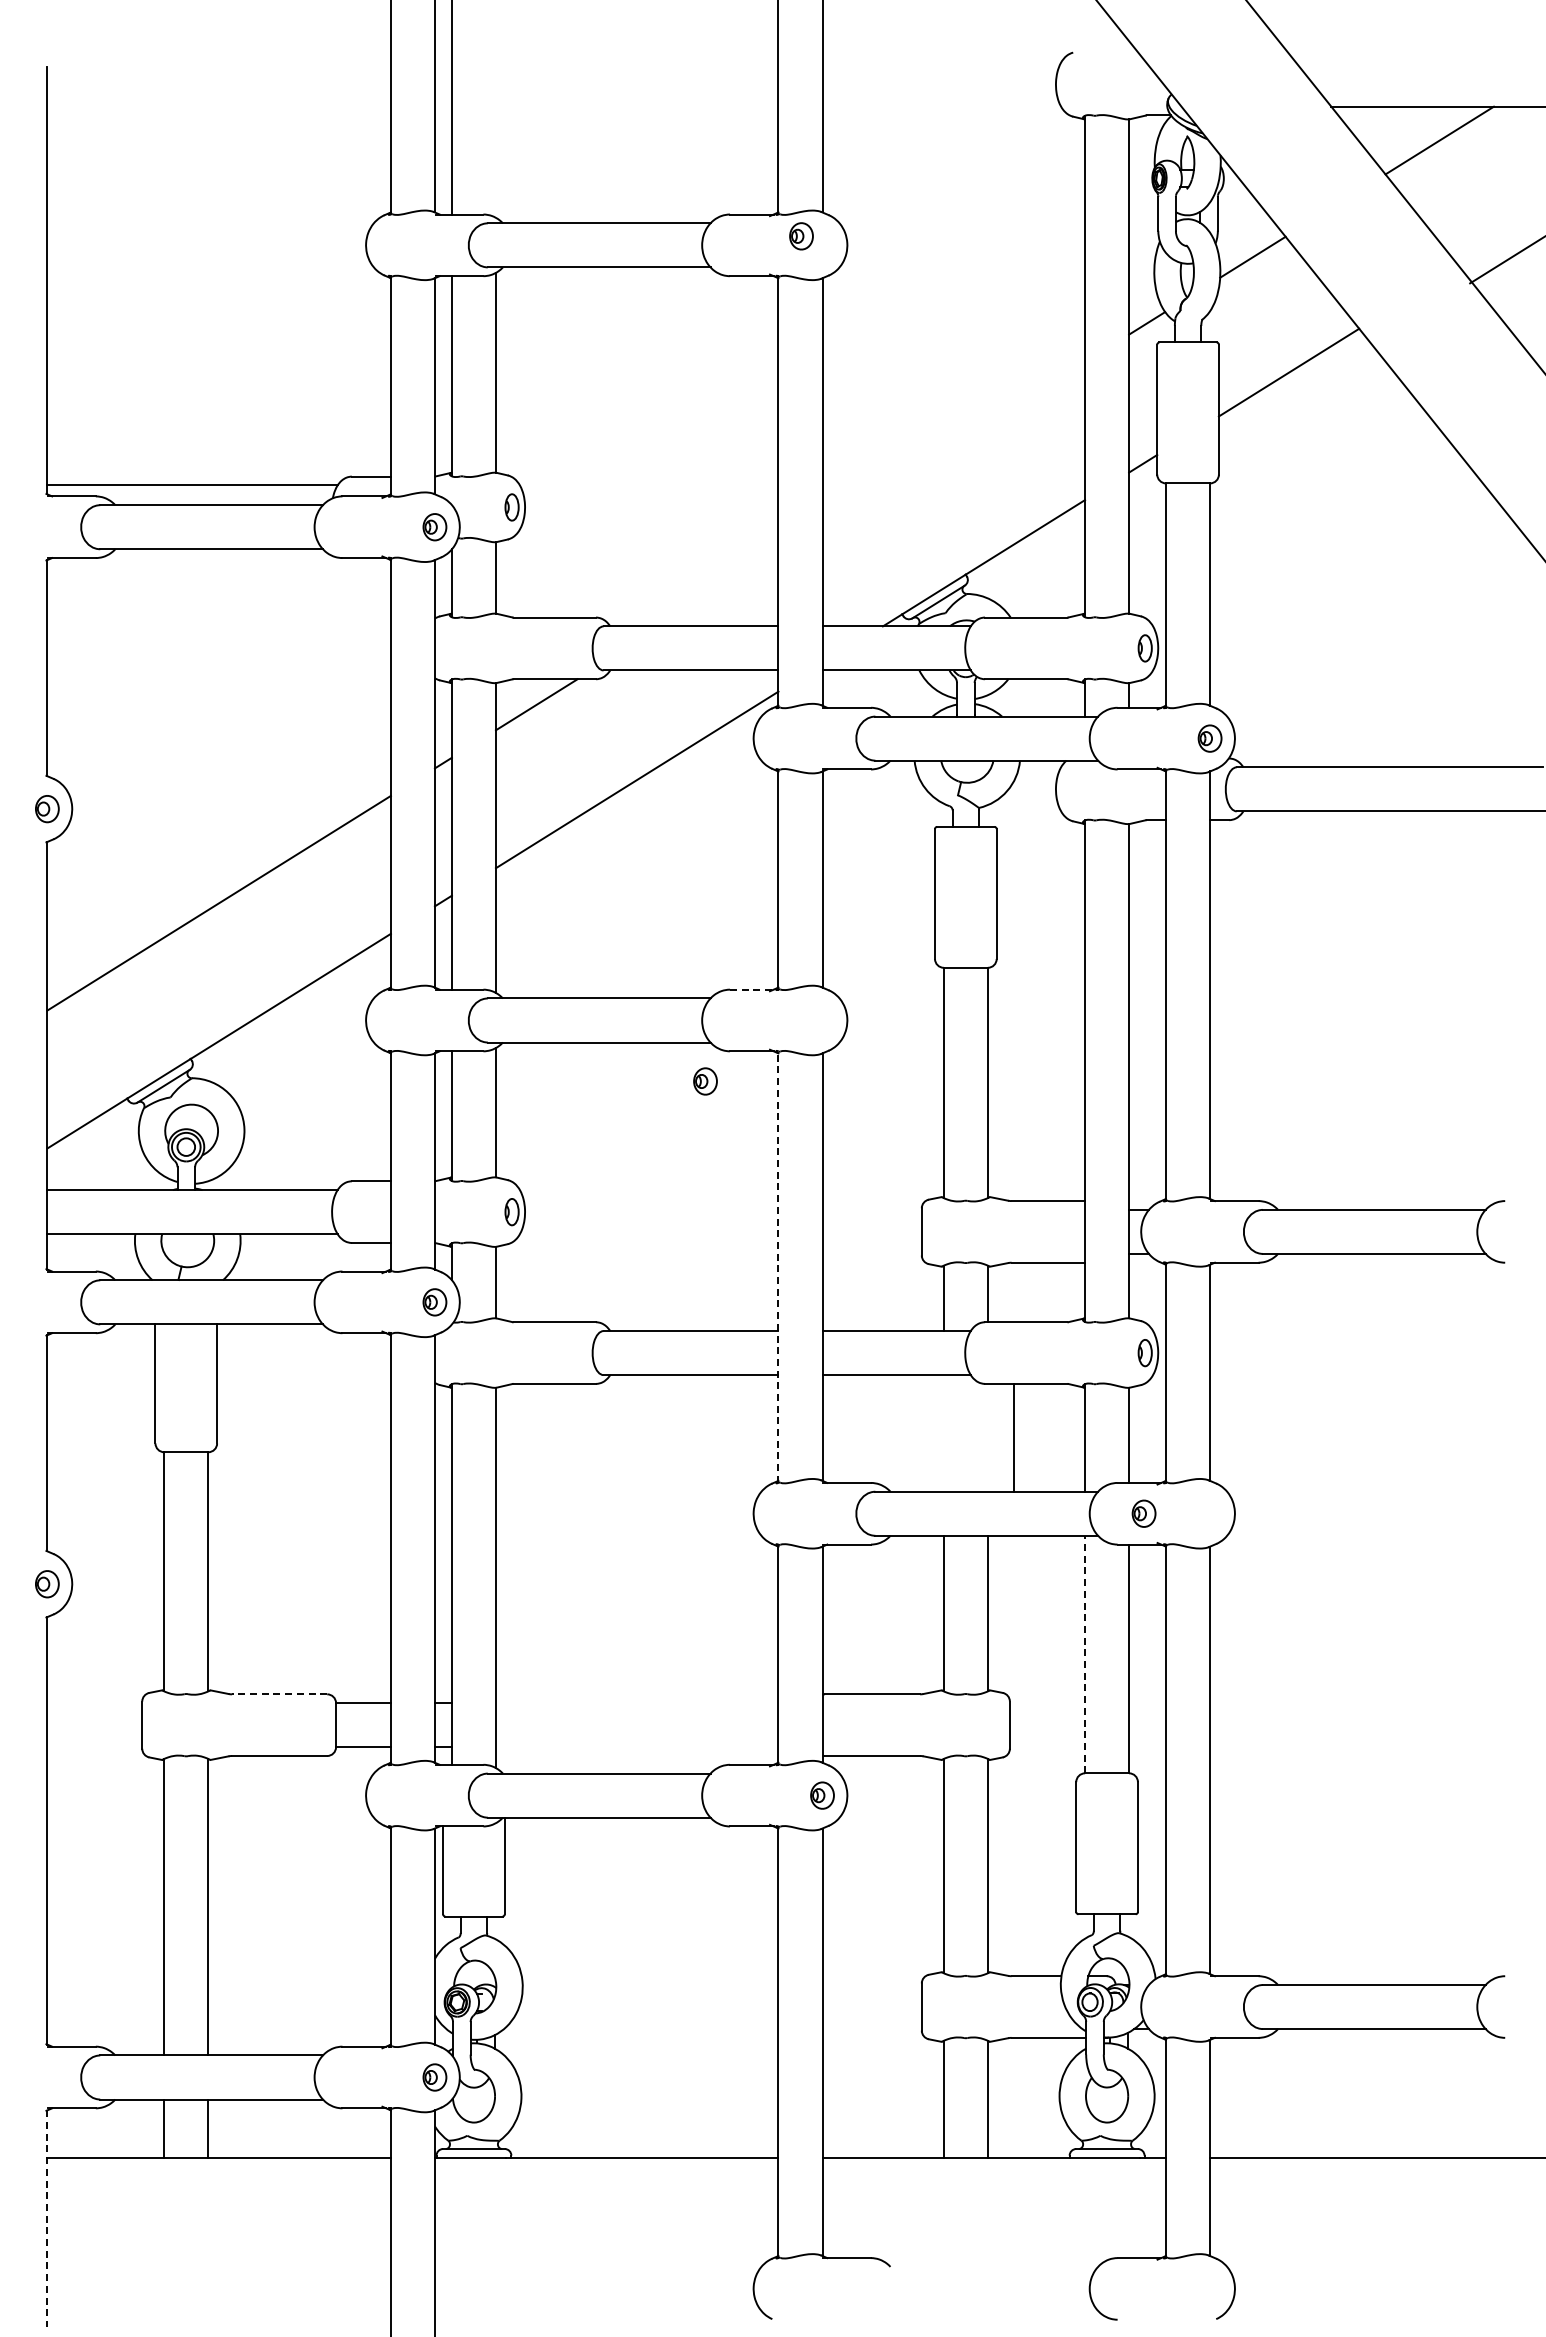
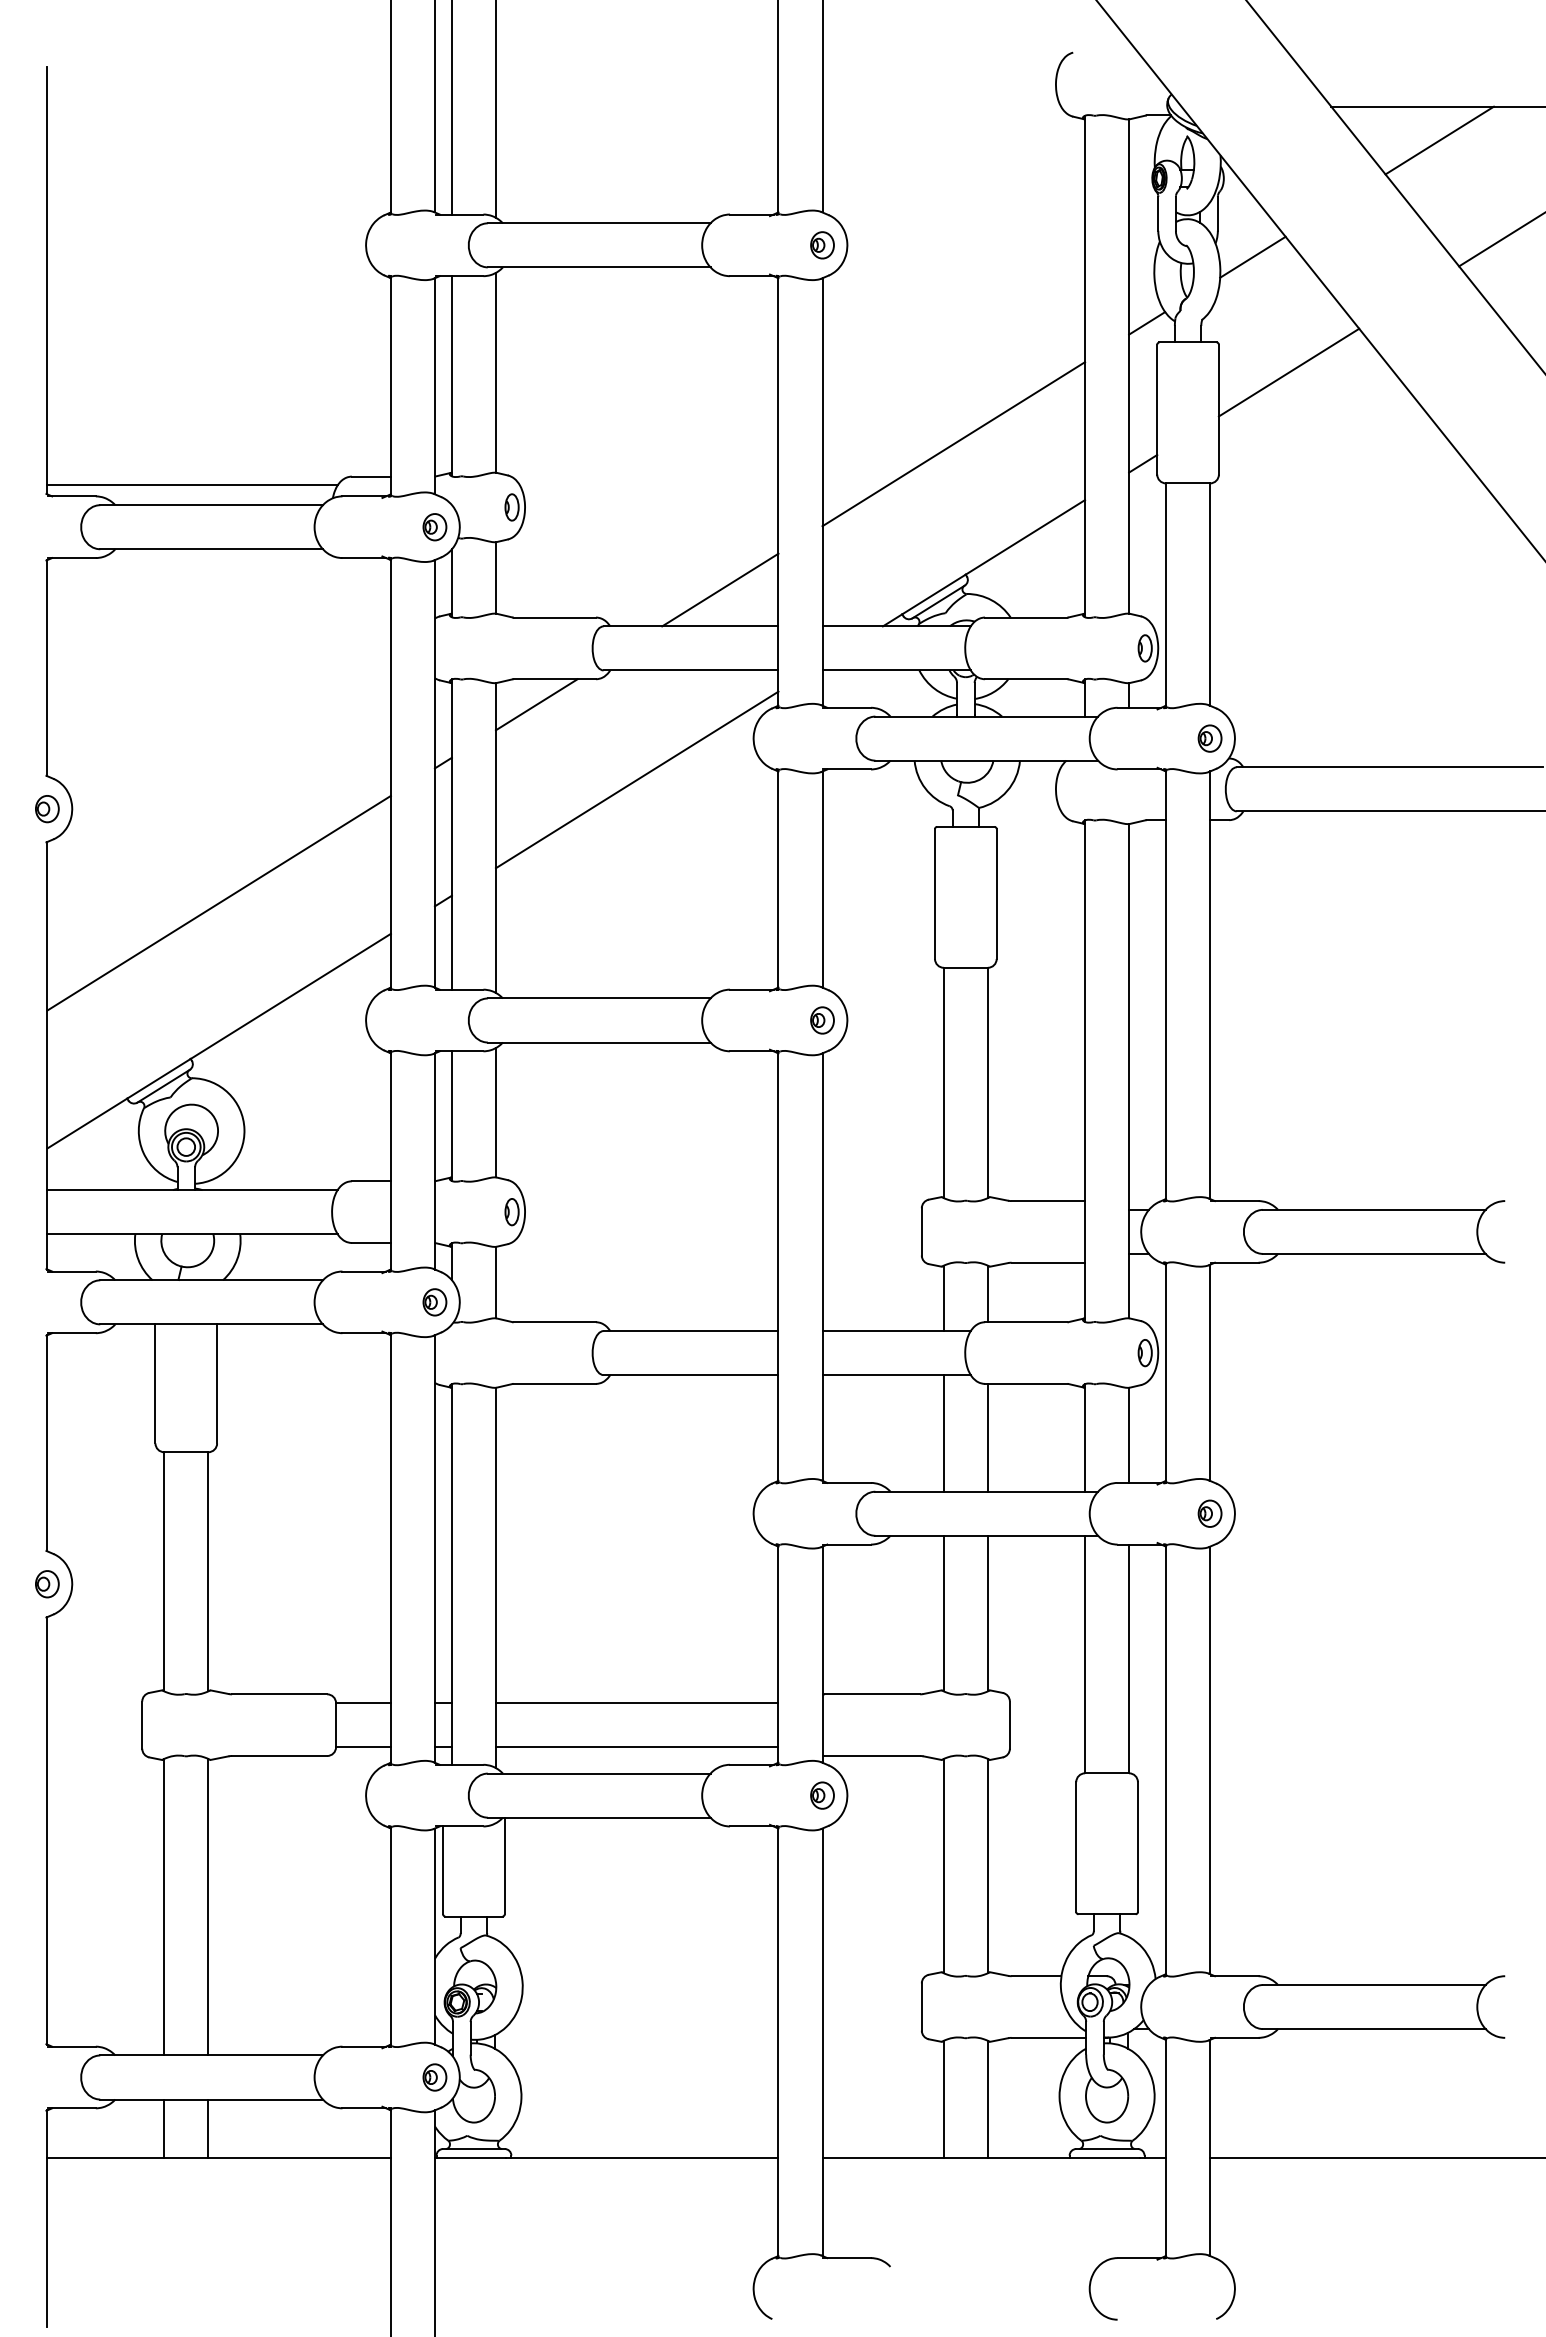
line: none -> present (495, 109)
part position: (801, 236) -> (822, 245) (822, 245)
line position: (1506, 260) -> (1500, 240) (1500, 240)
line: none -> present (953, 444)
line: none -> present (720, 589)
line: dashed -> solid (751, 989)
part position: (705, 1081) -> (822, 1020) (822, 1020)
line: dashed -> solid (778, 1267)
line: none -> present (943, 1433)
line position: (1013, 1437) -> (987, 1437) (987, 1437)
part position: (1143, 1513) -> (1209, 1513) (1209, 1513)
line: dashed -> solid (1085, 1654)
line: dashed -> solid (279, 1694)
line: none -> present (636, 1703)
line: none -> present (636, 1747)
line: dashed -> solid (47, 2218)
